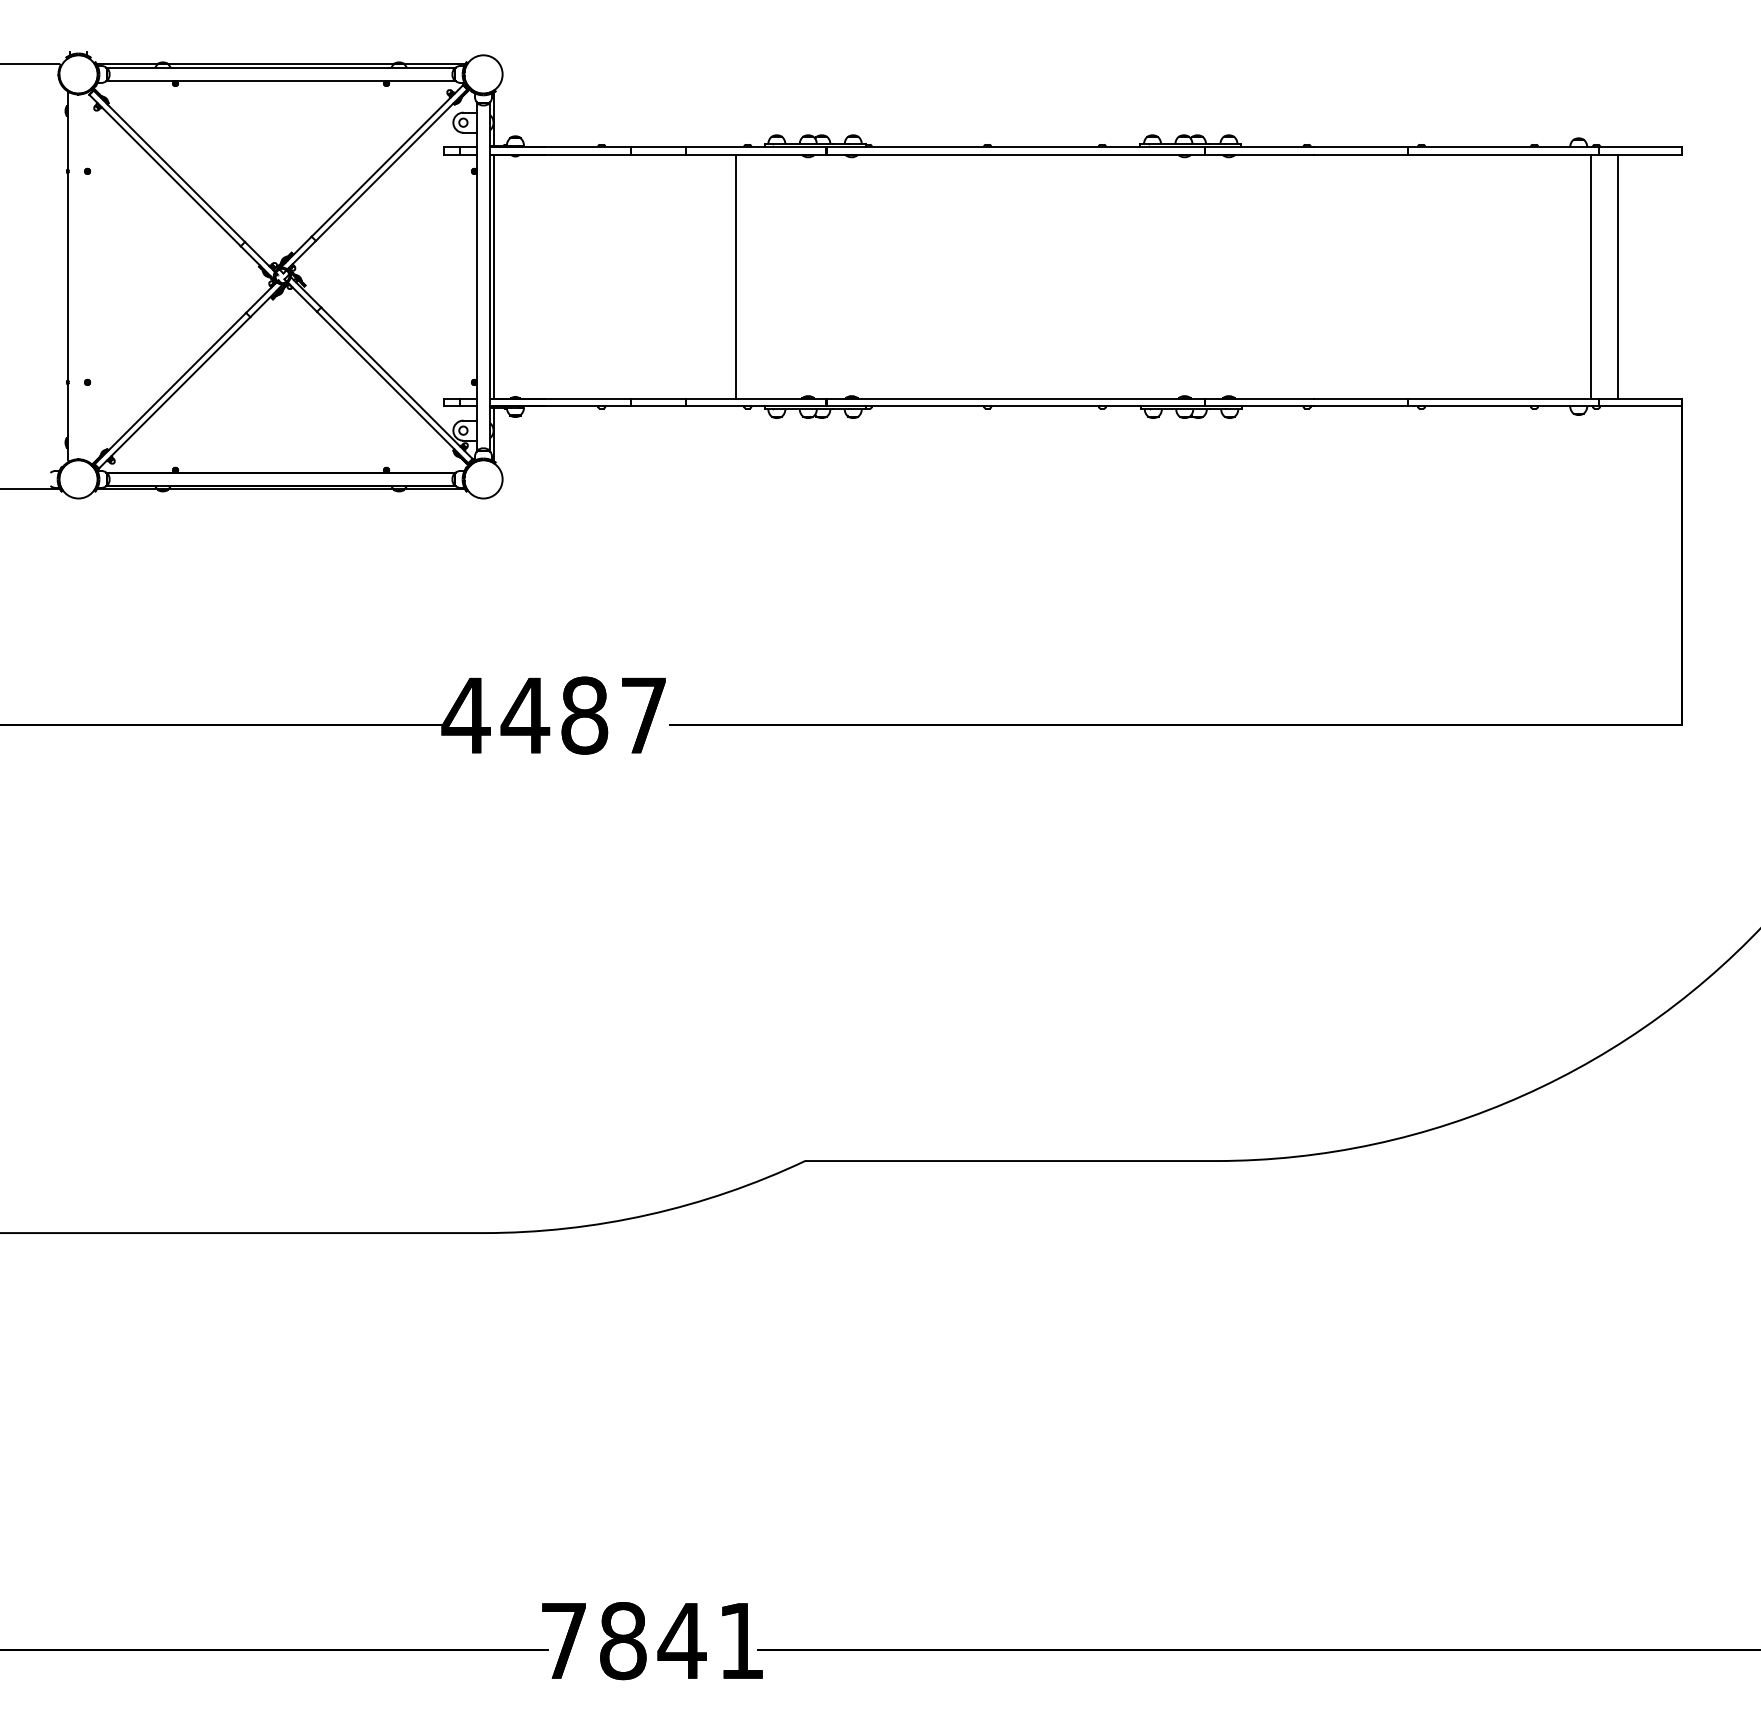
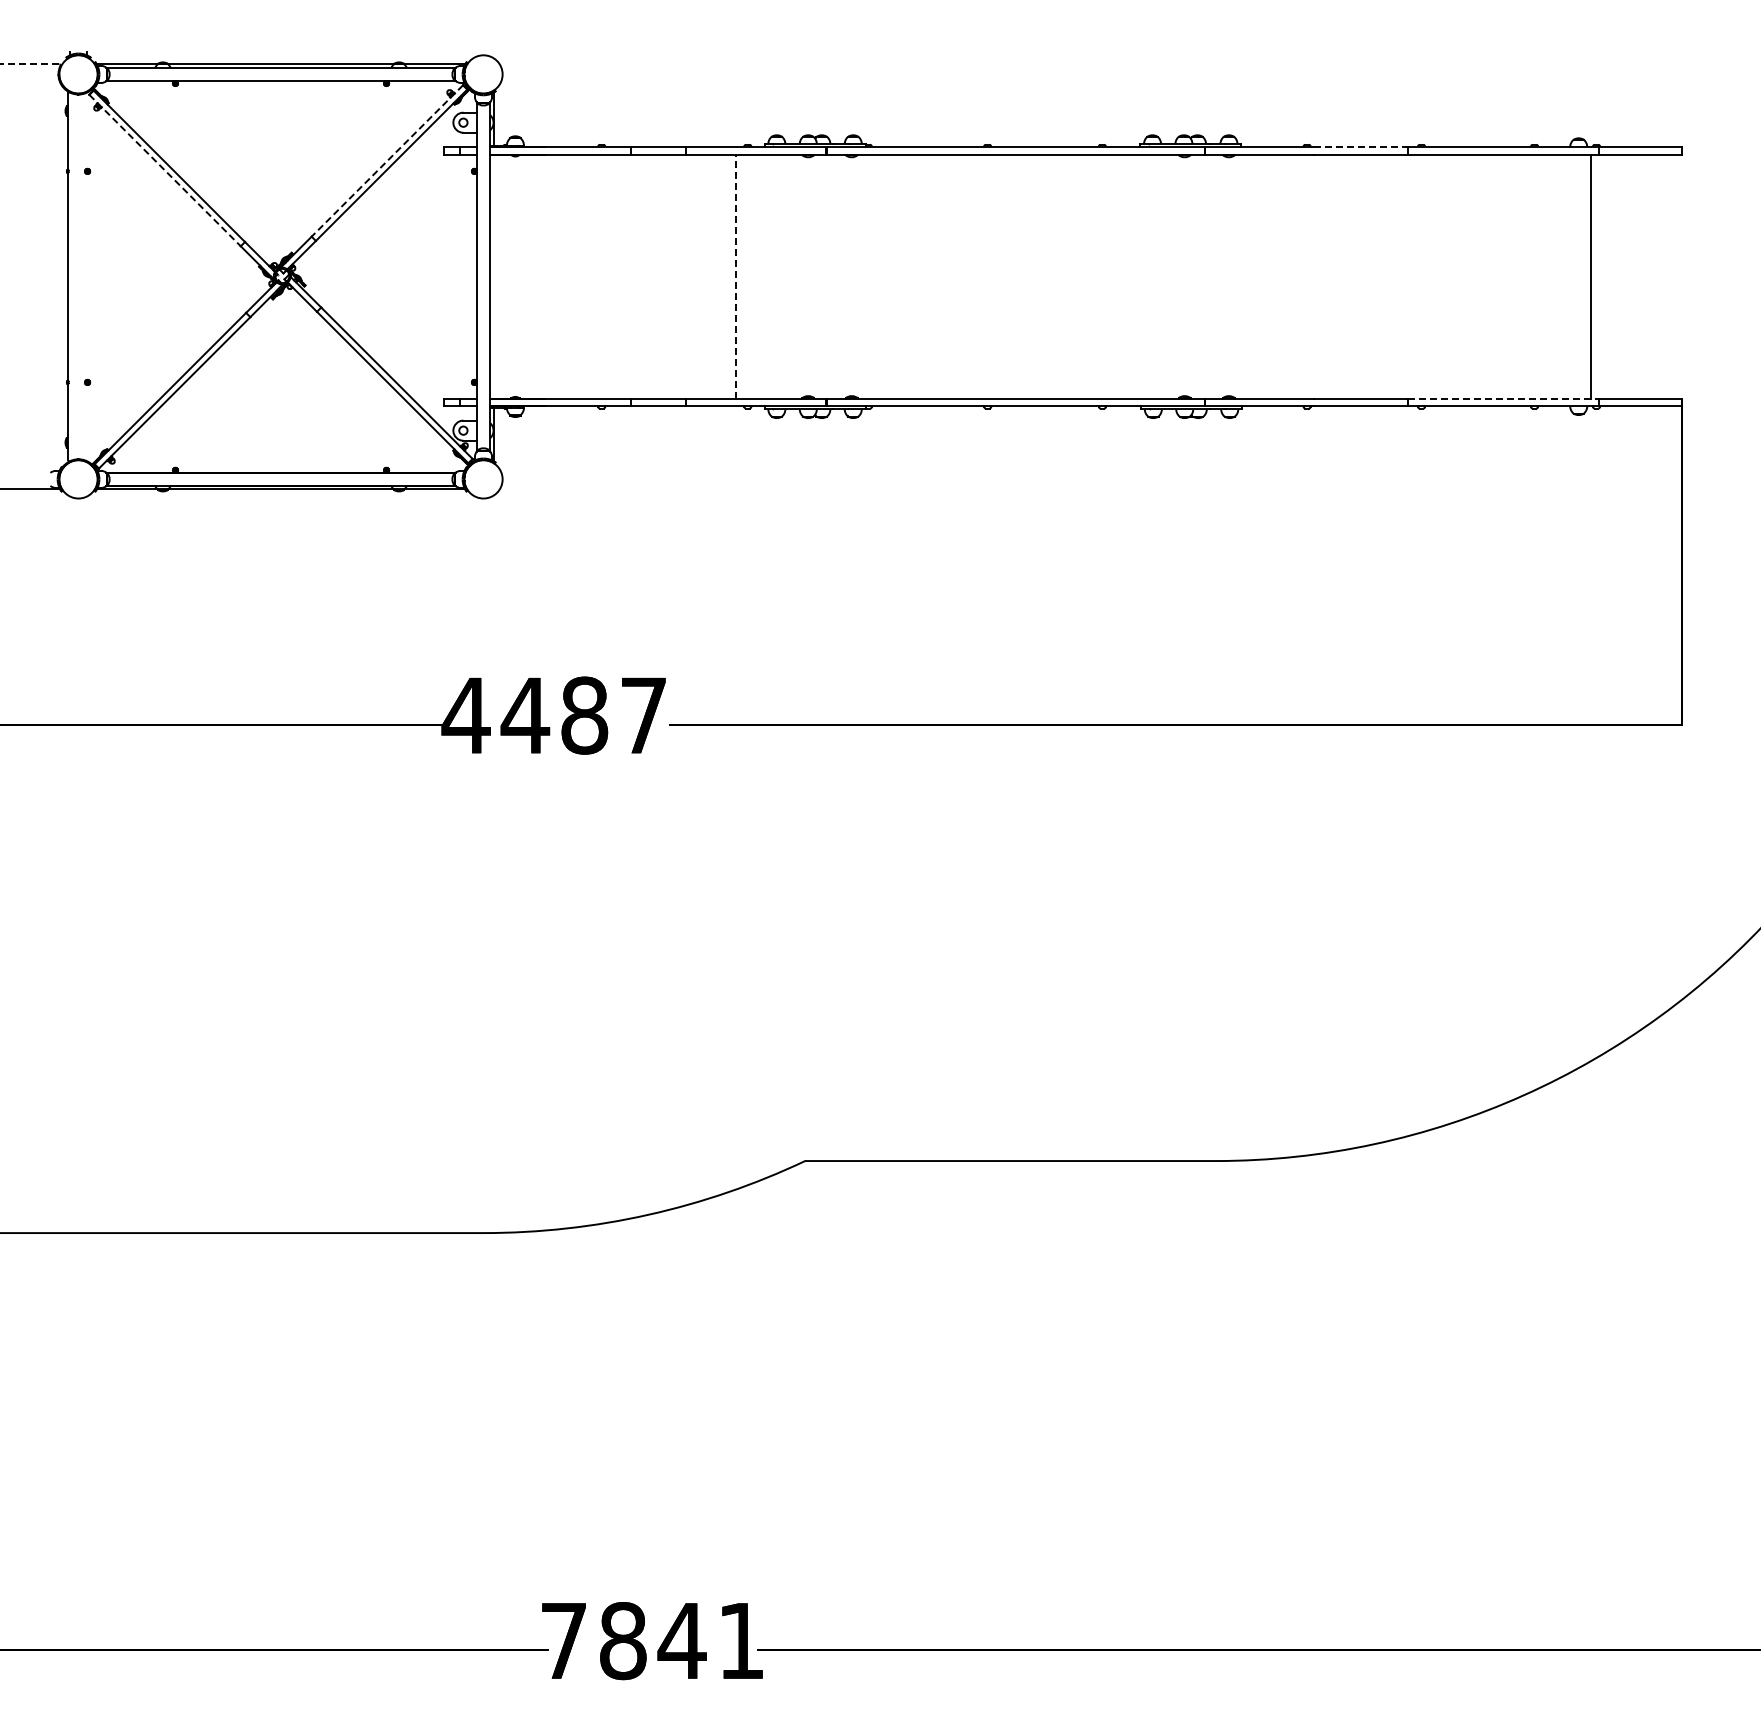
line: solid -> dashed (29, 64)
line: solid -> dashed (1360, 147)
line: solid -> dashed (387, 161)
line: solid -> dashed (165, 170)
line: present -> none (493, 276)
line: solid -> dashed (736, 276)
line: present -> none (1618, 276)
line: solid -> dashed (1503, 398)
